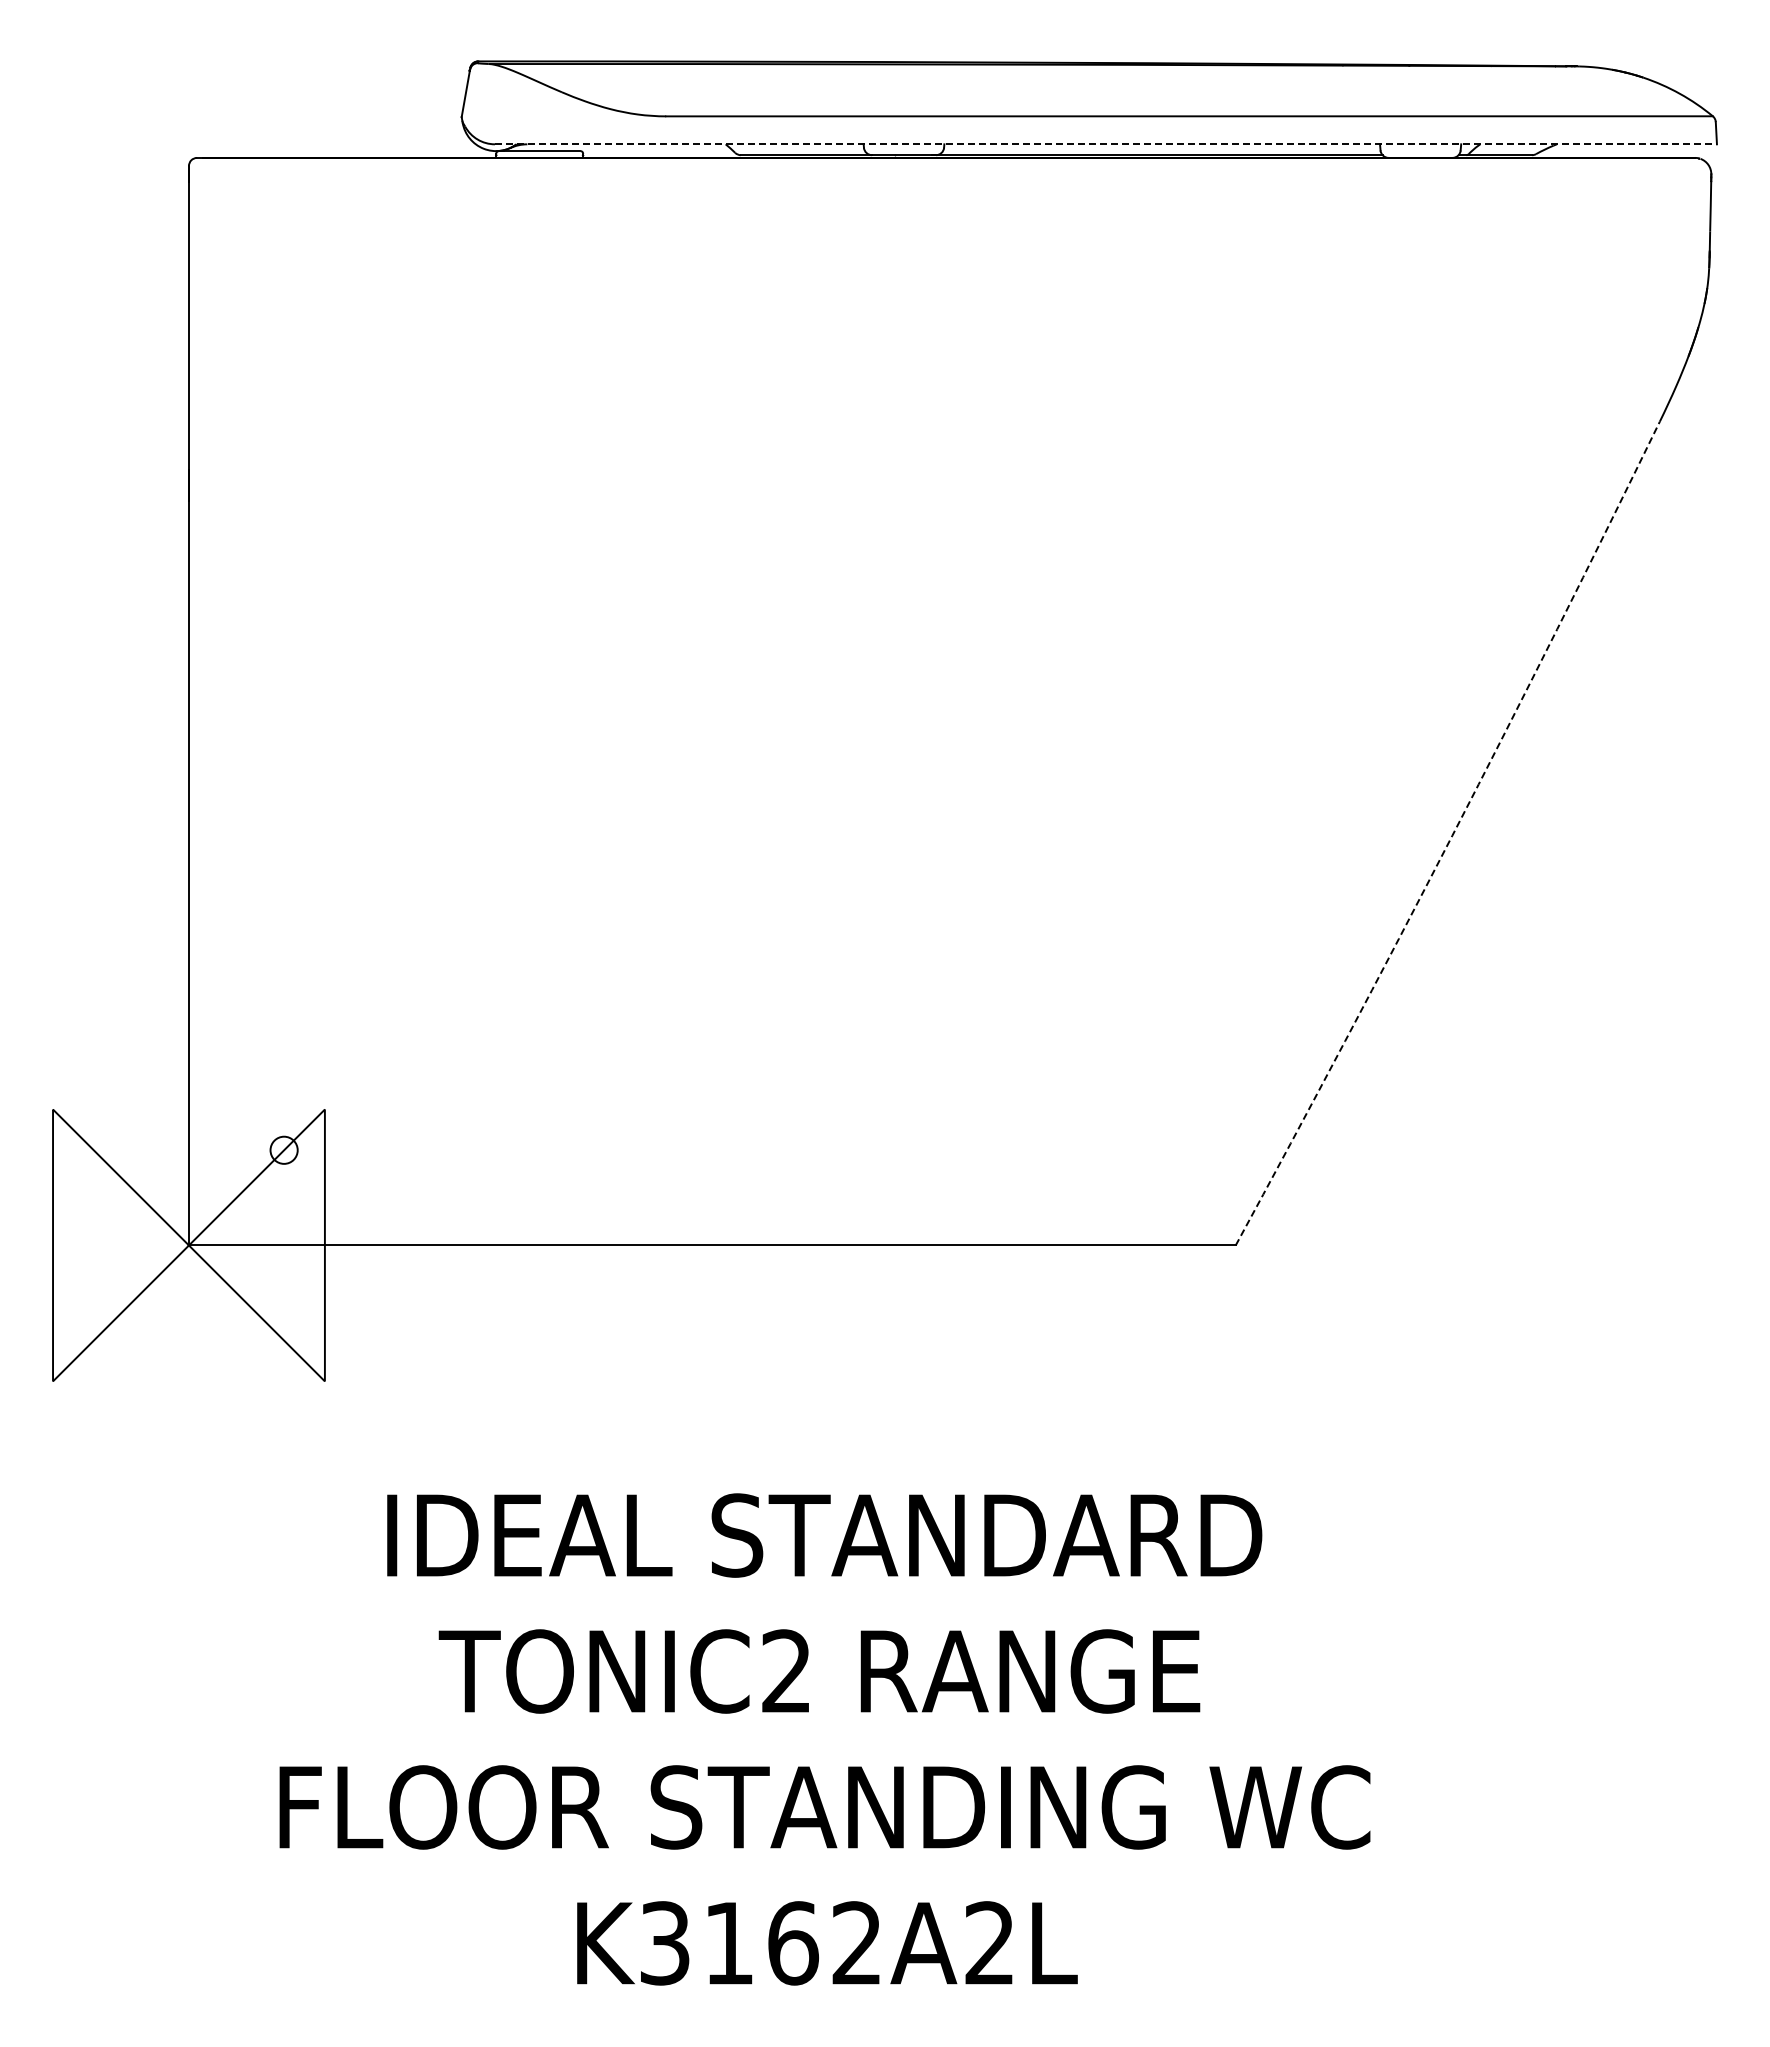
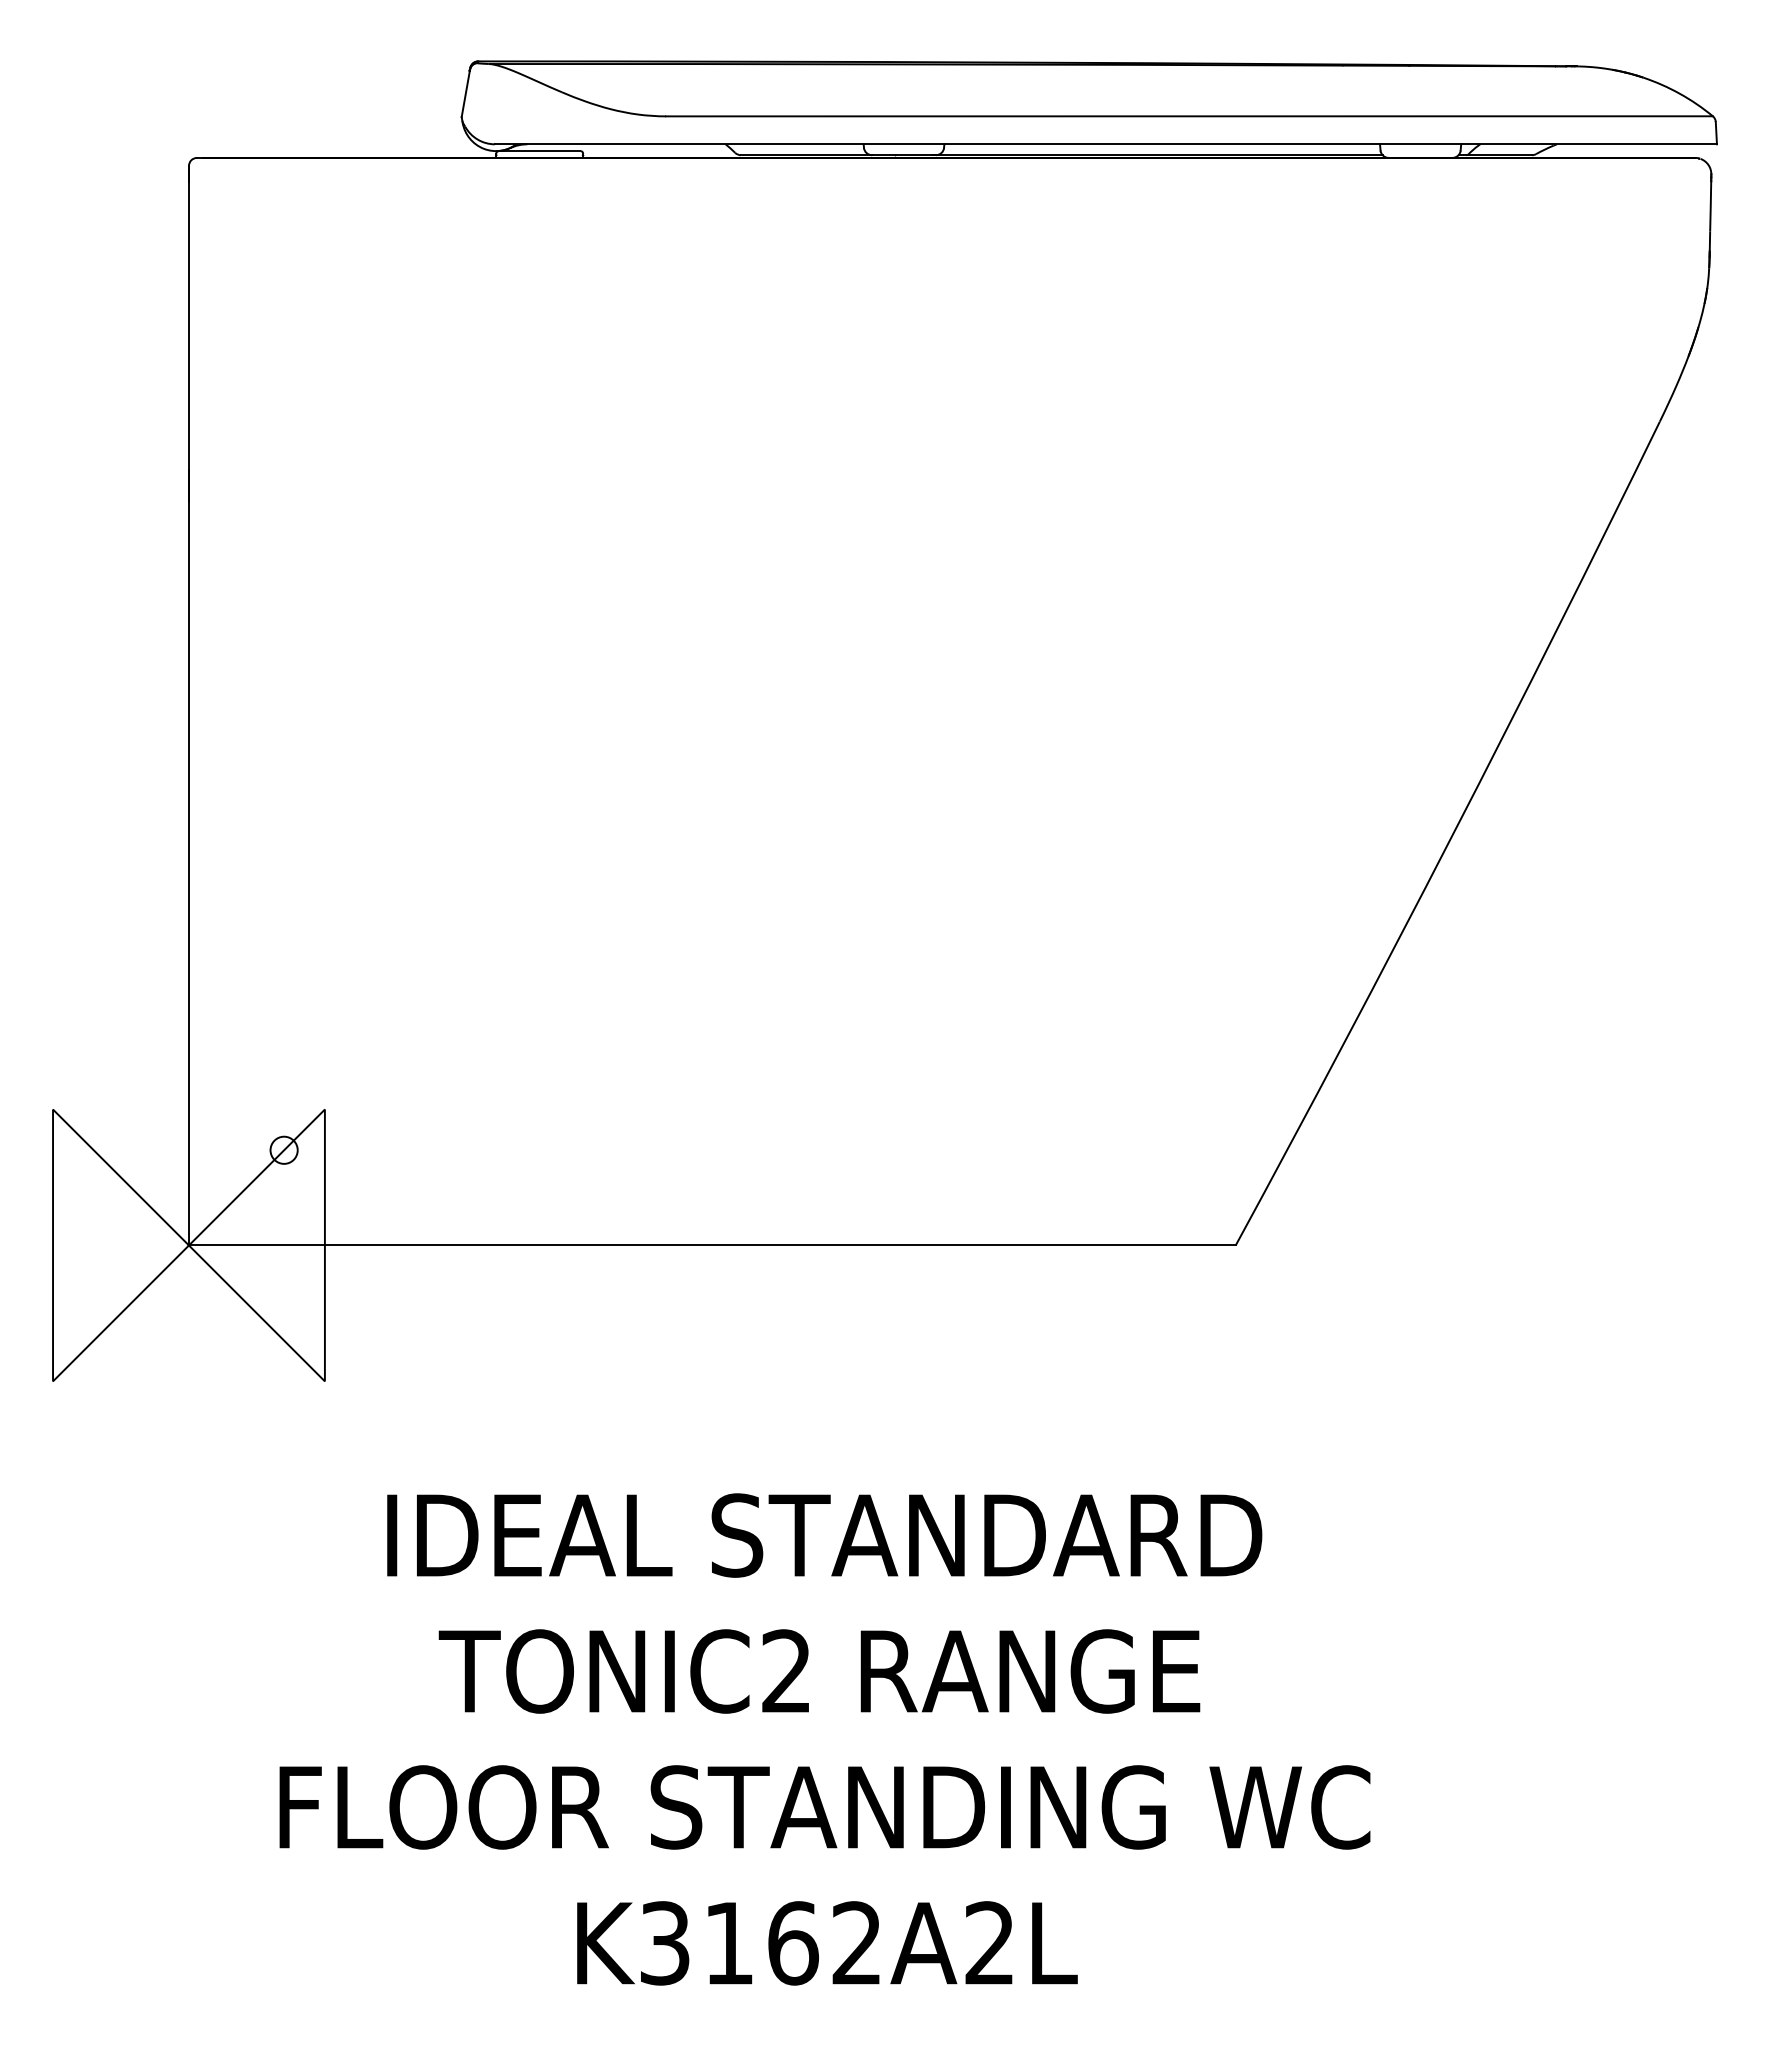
line: dashed -> solid (1105, 144)
arc: dashed -> solid (1452, 835)
